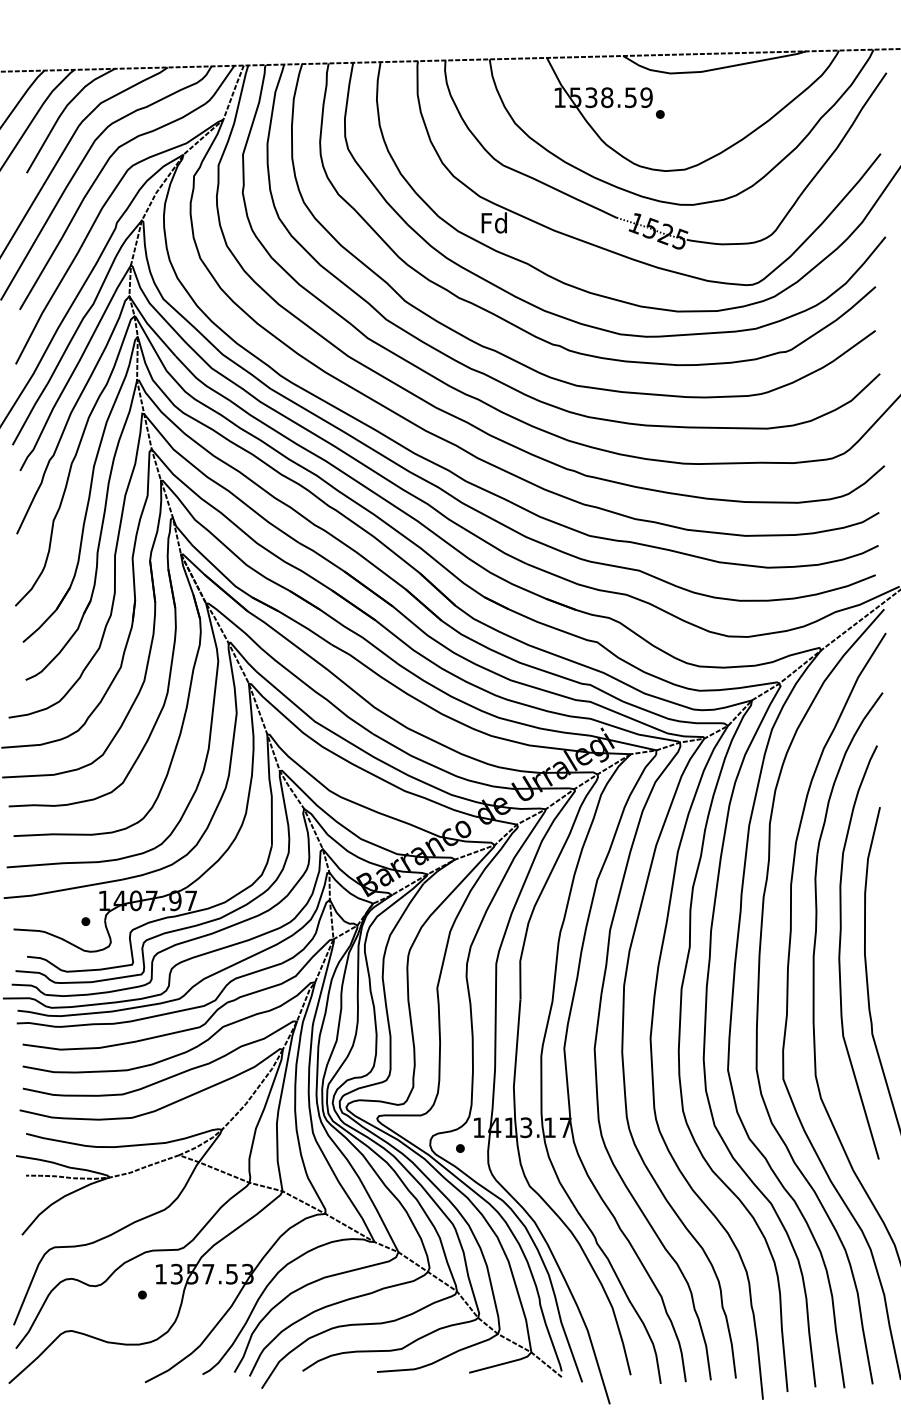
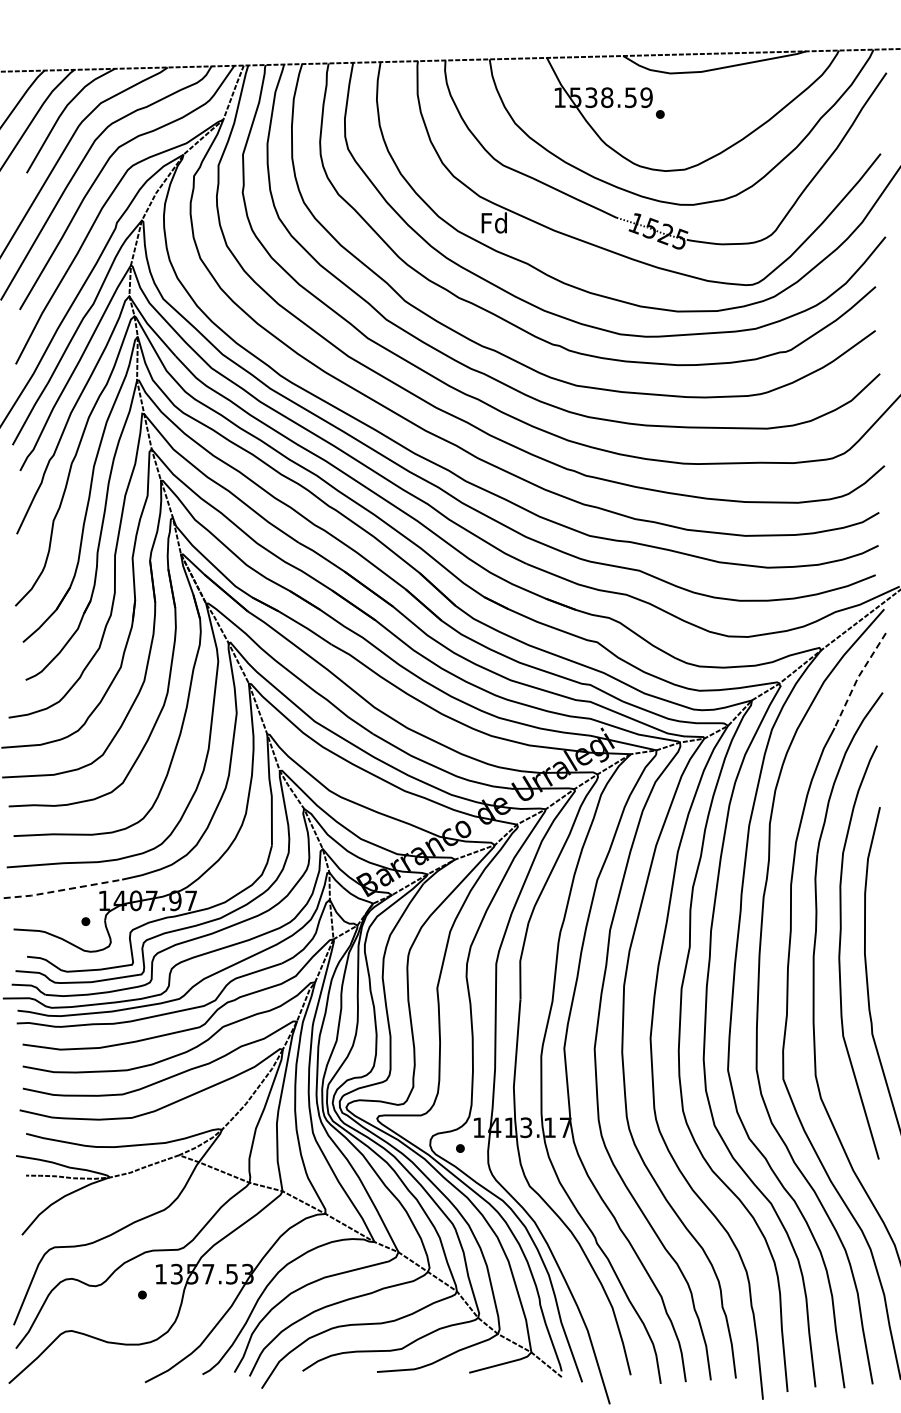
line: solid -> dashed (857, 678)
line: solid -> dashed (62, 890)
